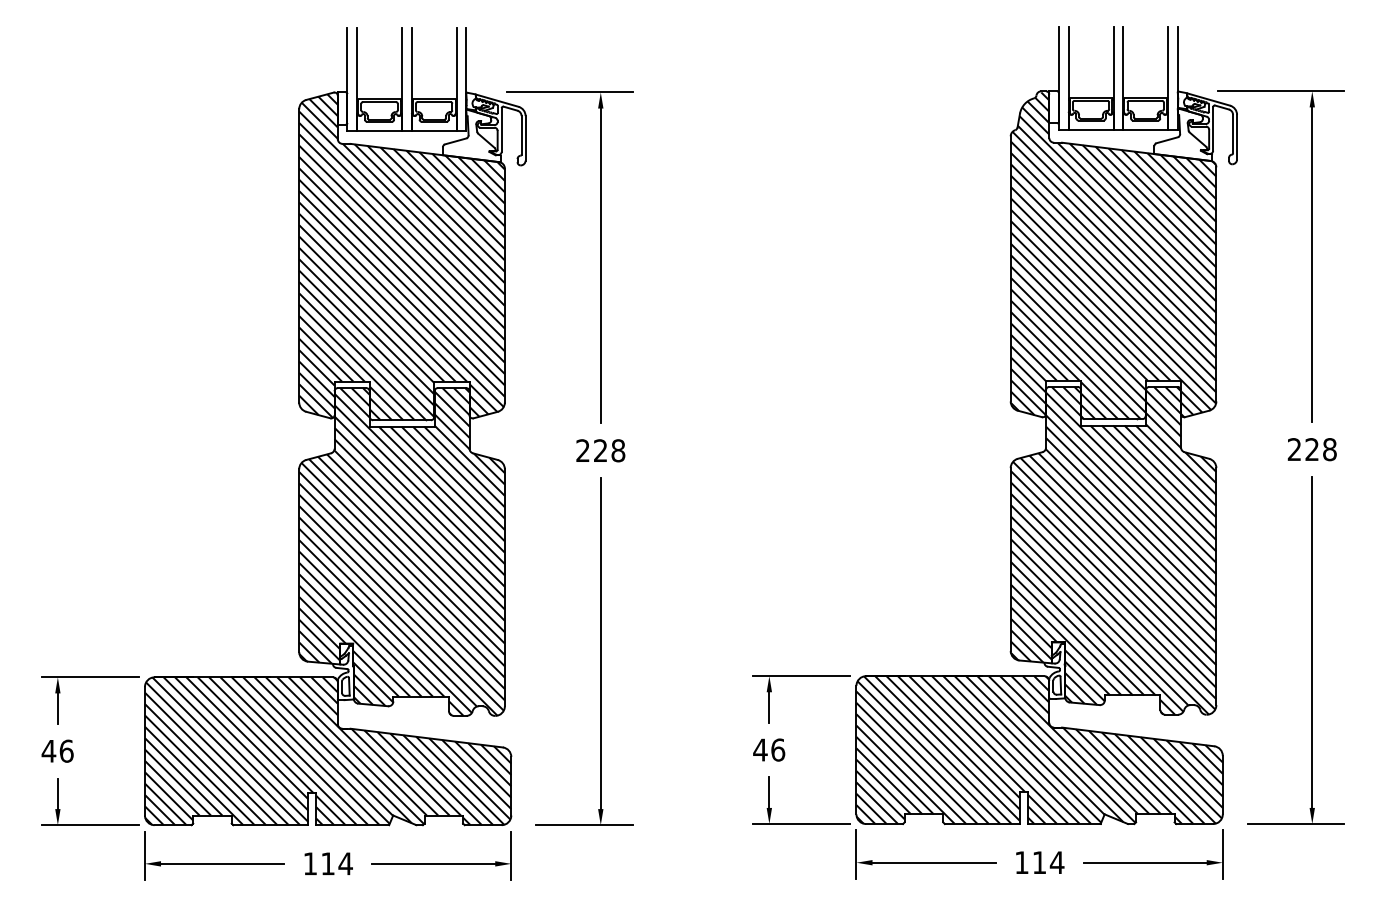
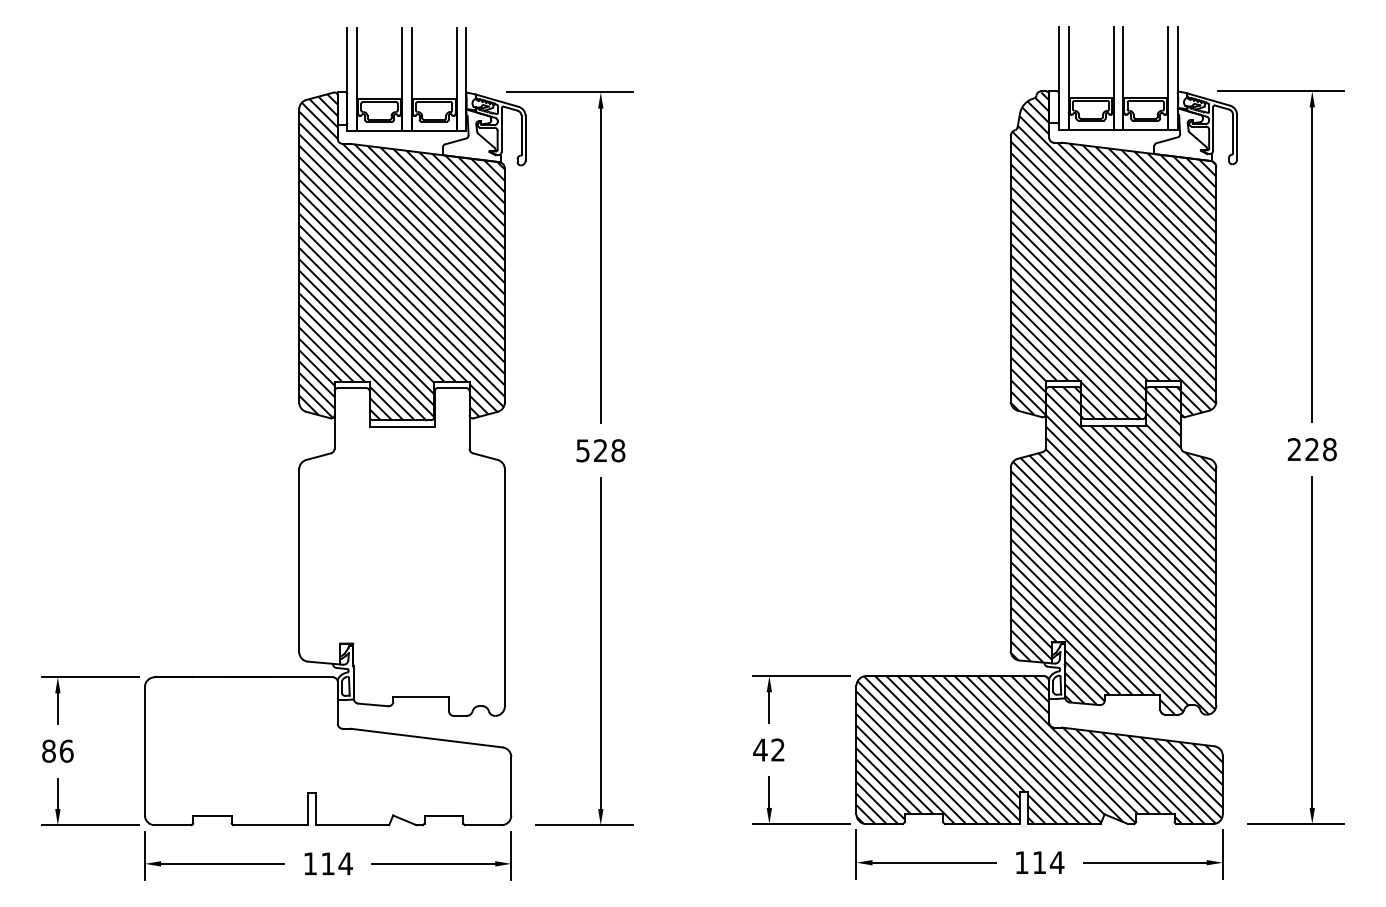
text: 228 -> 528 (582, 450)
hatch: present -> none (401, 551)
text: 46 -> 42 (778, 749)
text: 46 -> 86 (48, 750)
hatch: present -> none (327, 751)
